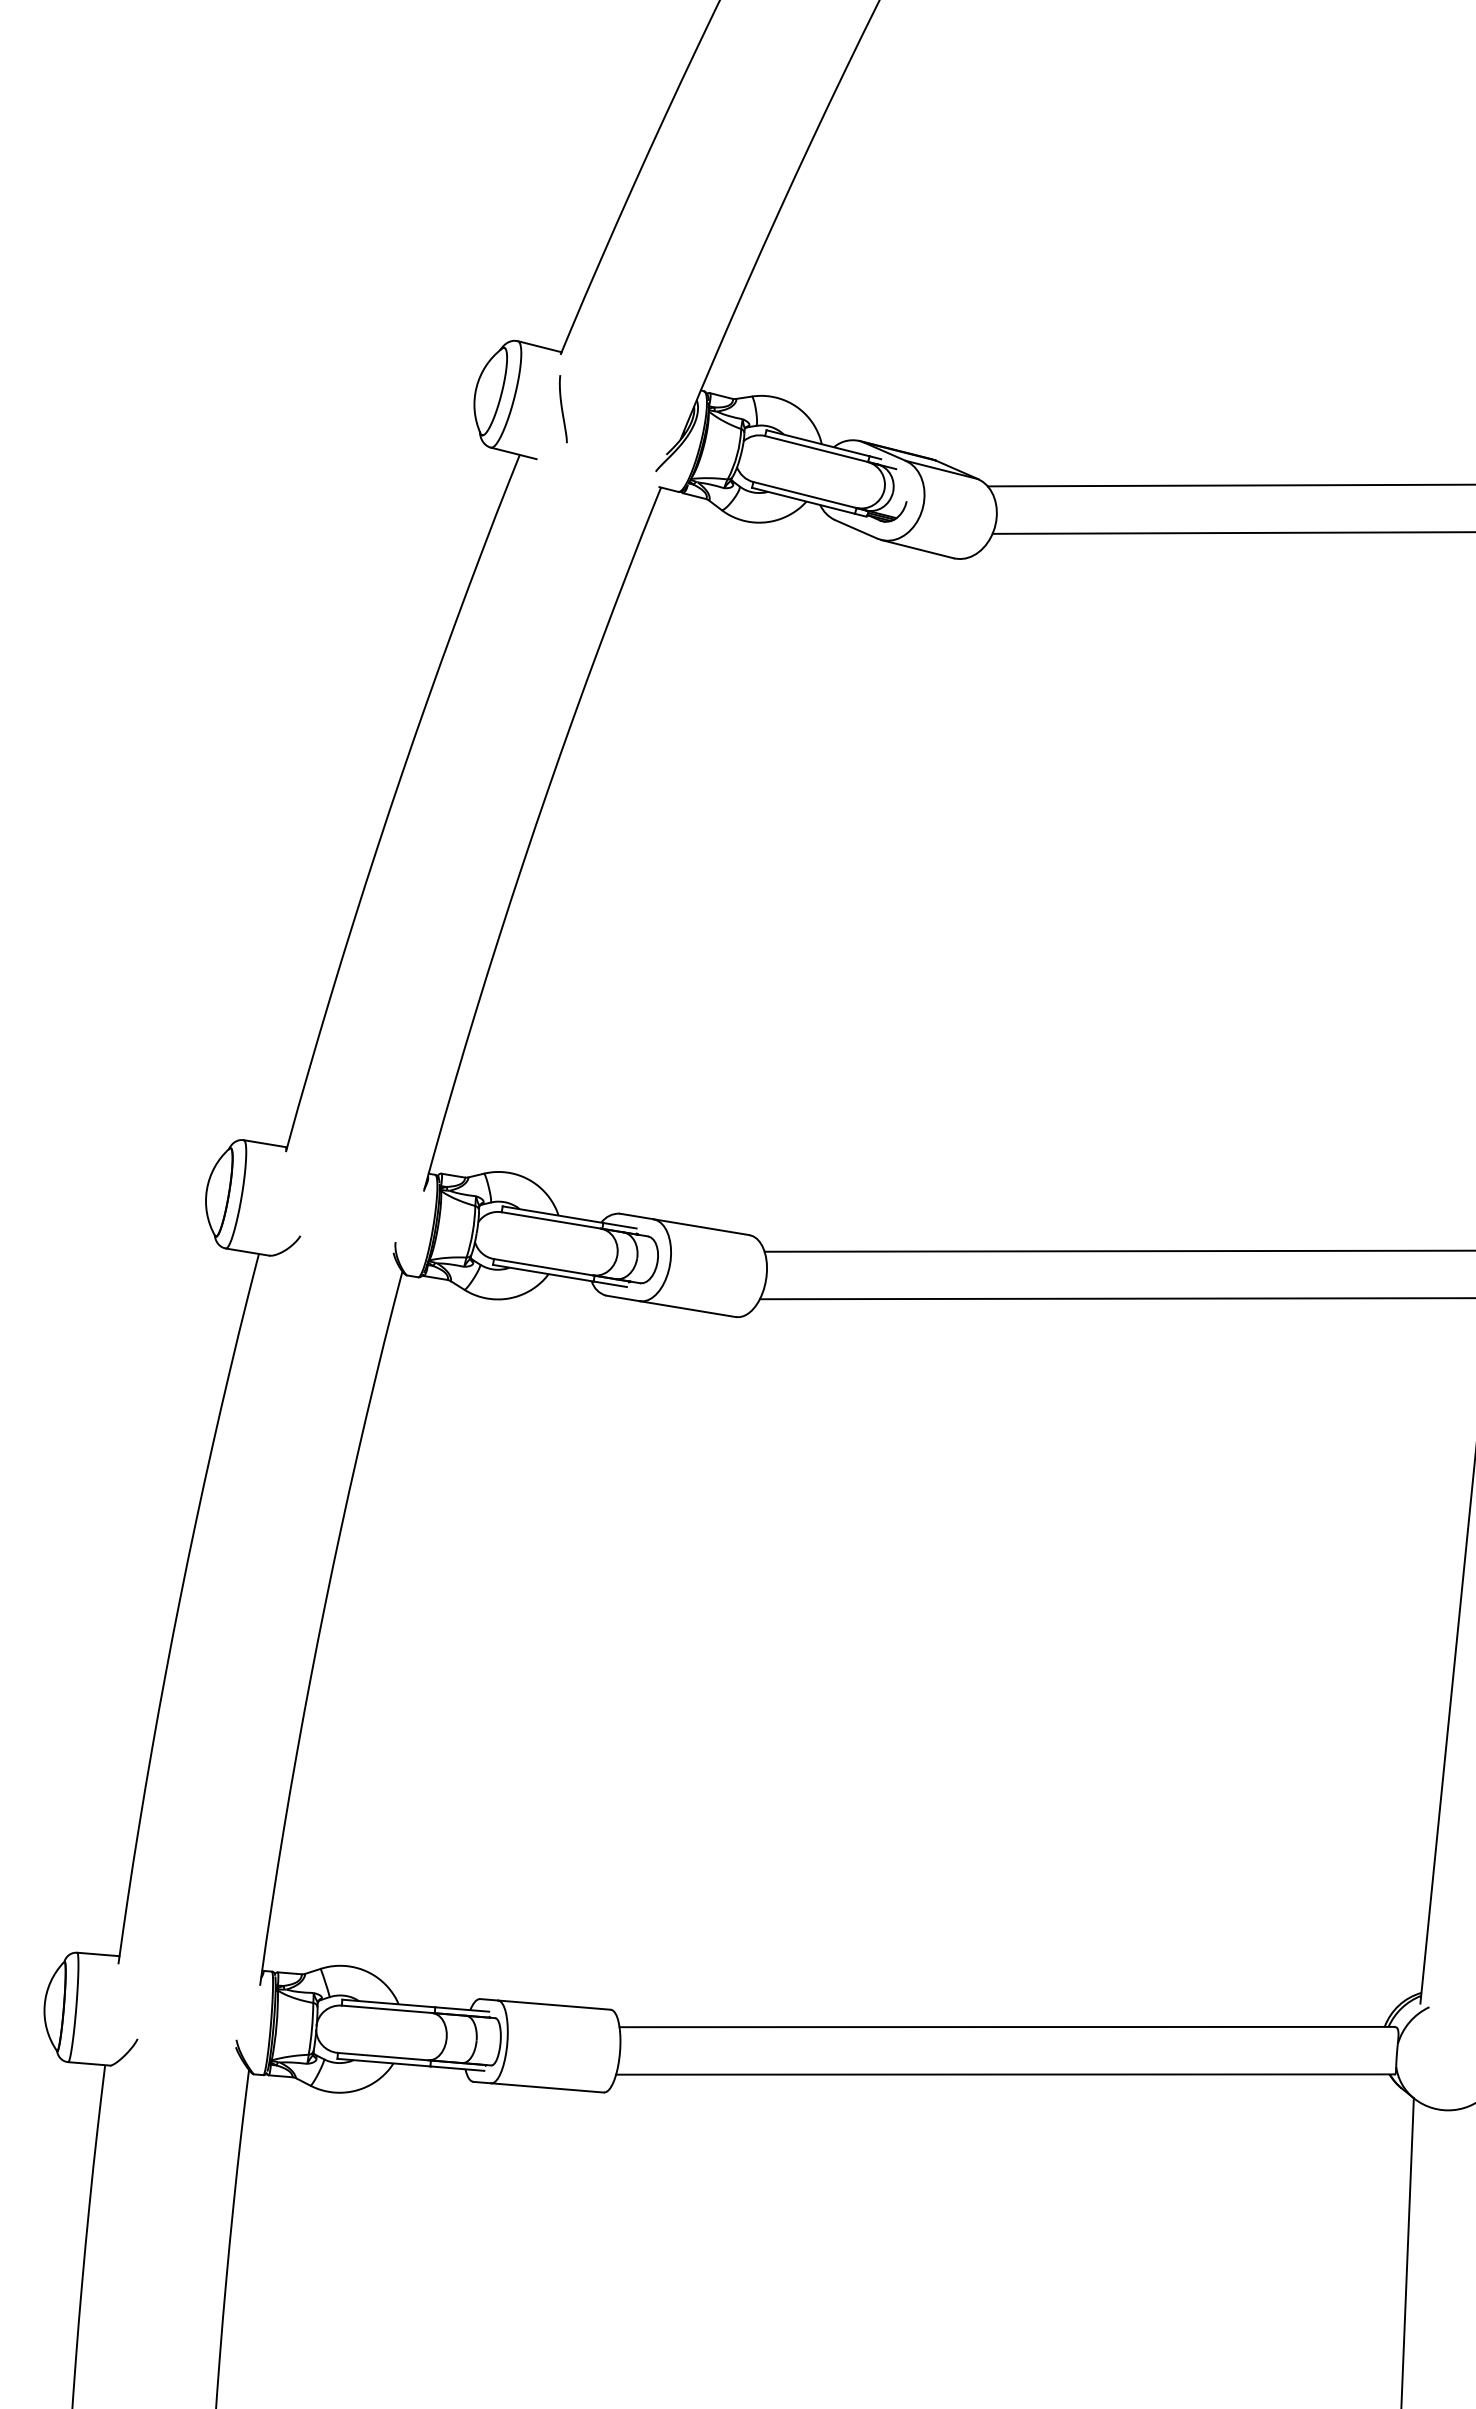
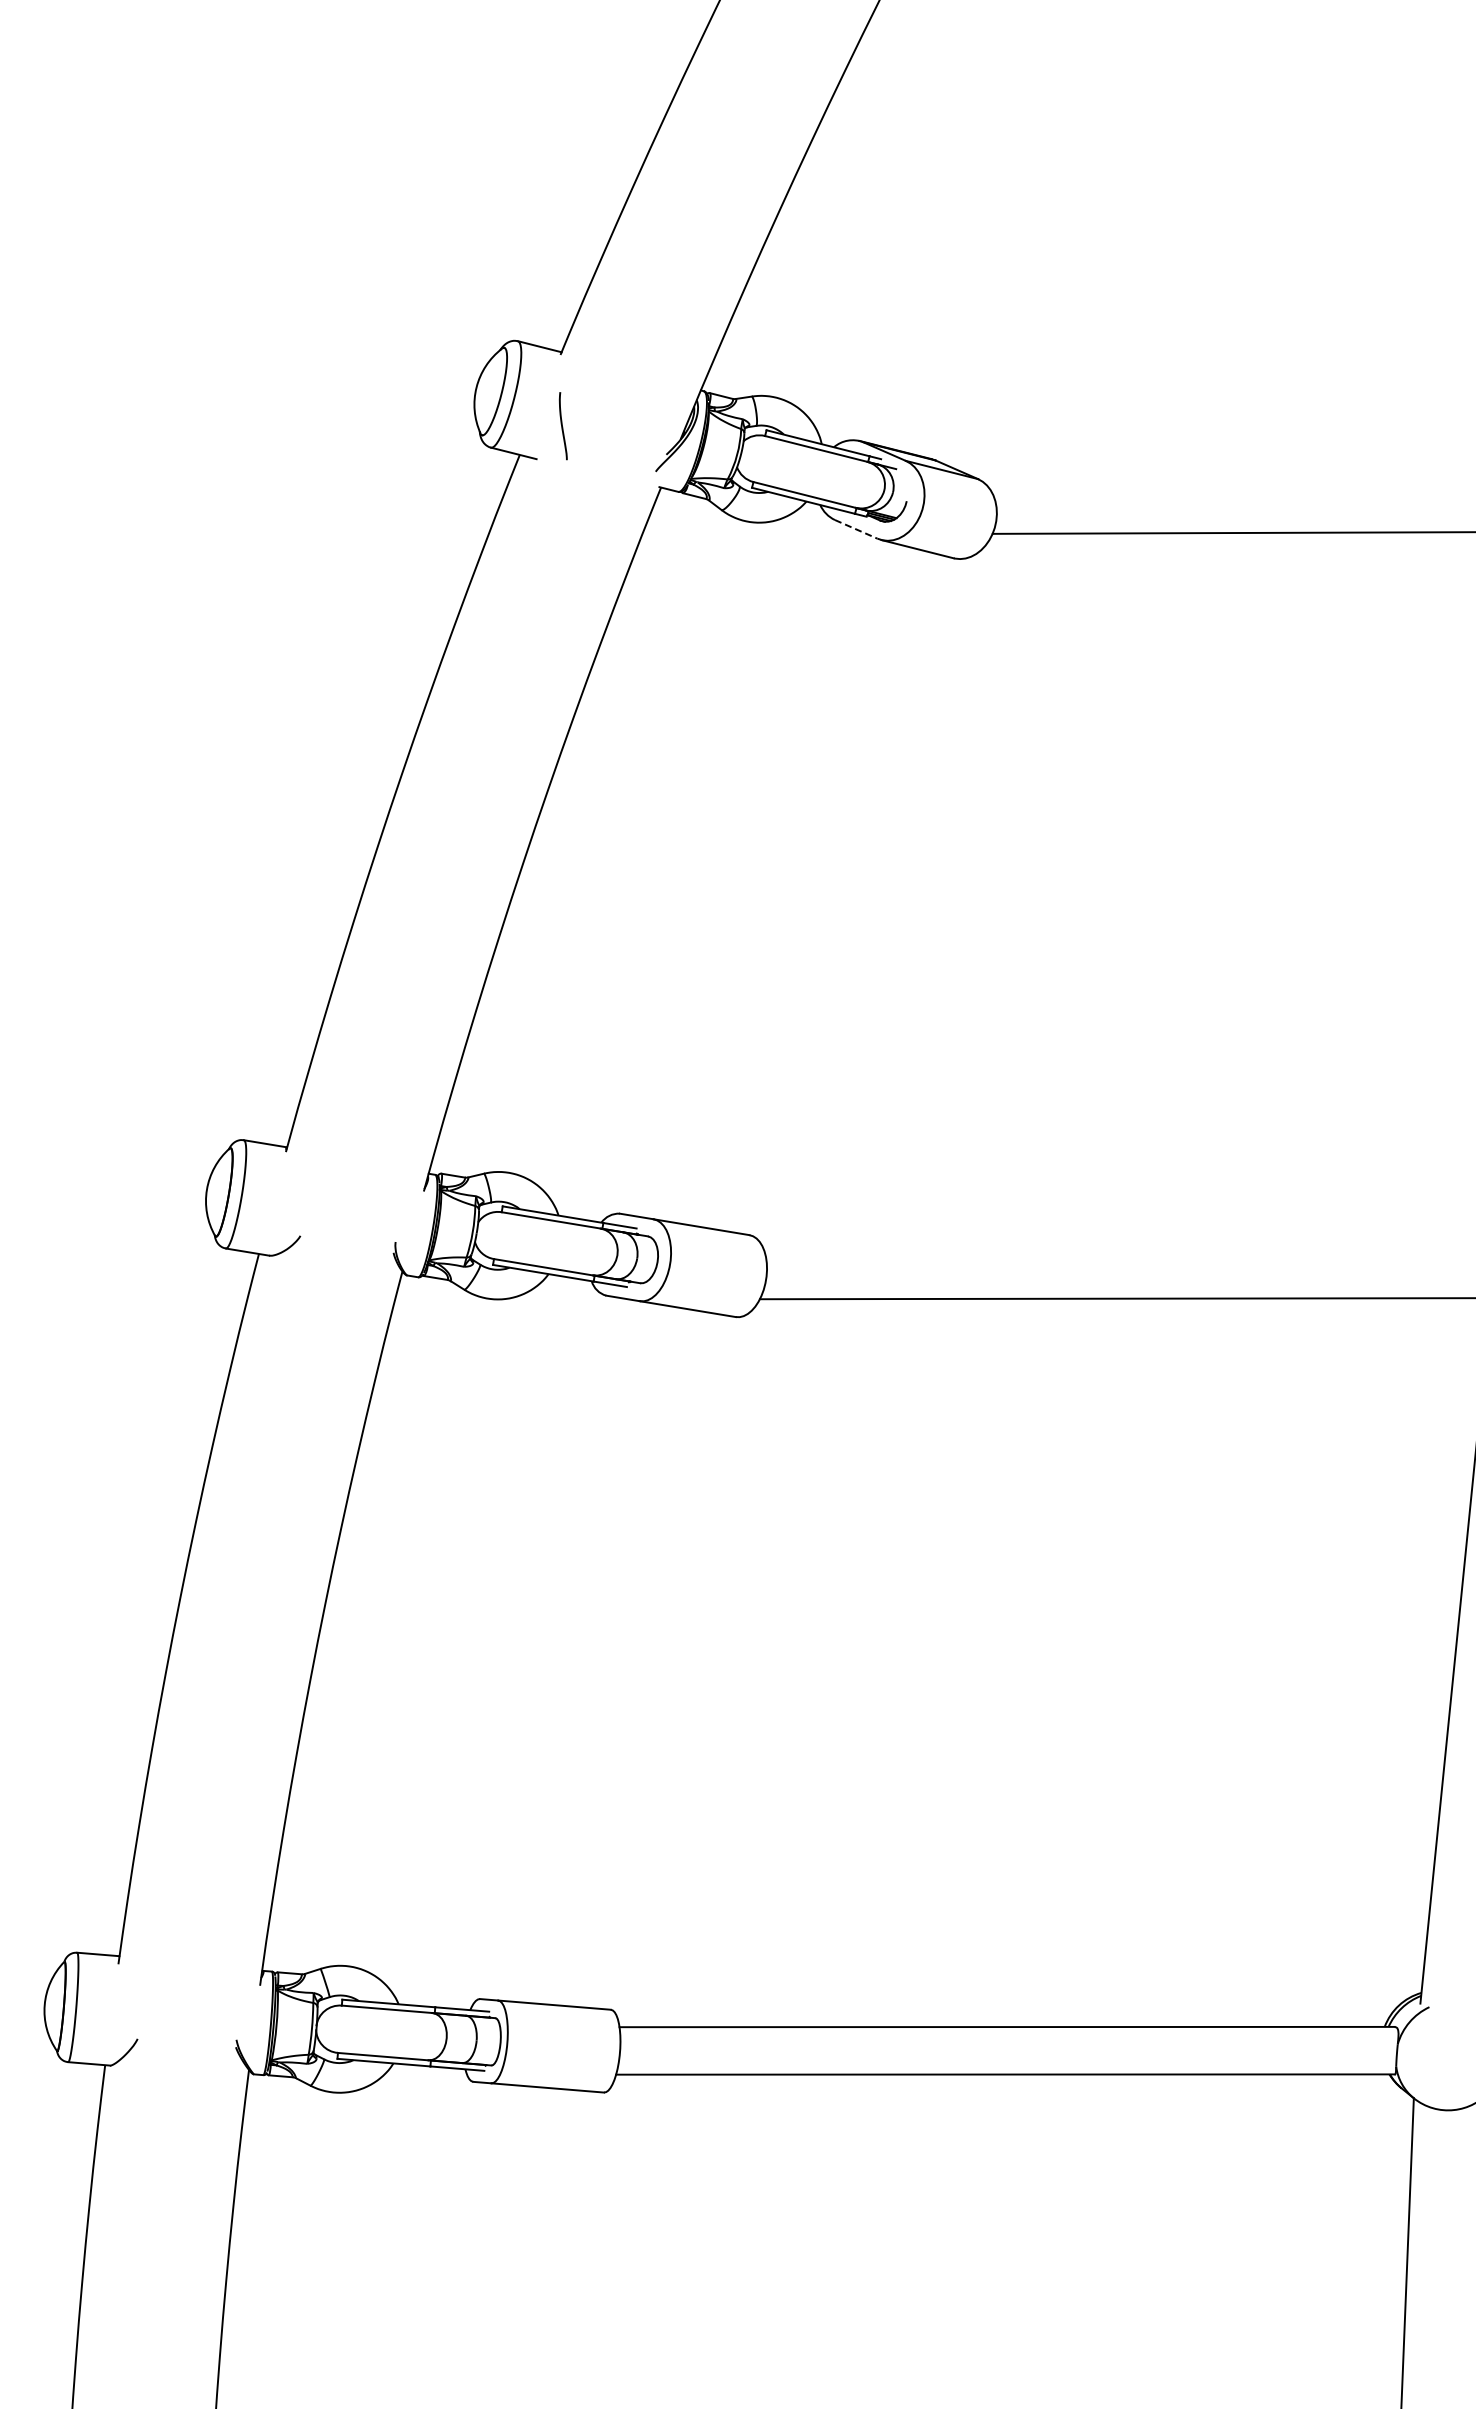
curve position: (562, 409) -> (562, 426) (562, 426)
line: present -> none (1229, 485)
line: solid -> dashed (856, 529)
line: present -> none (1118, 1250)
